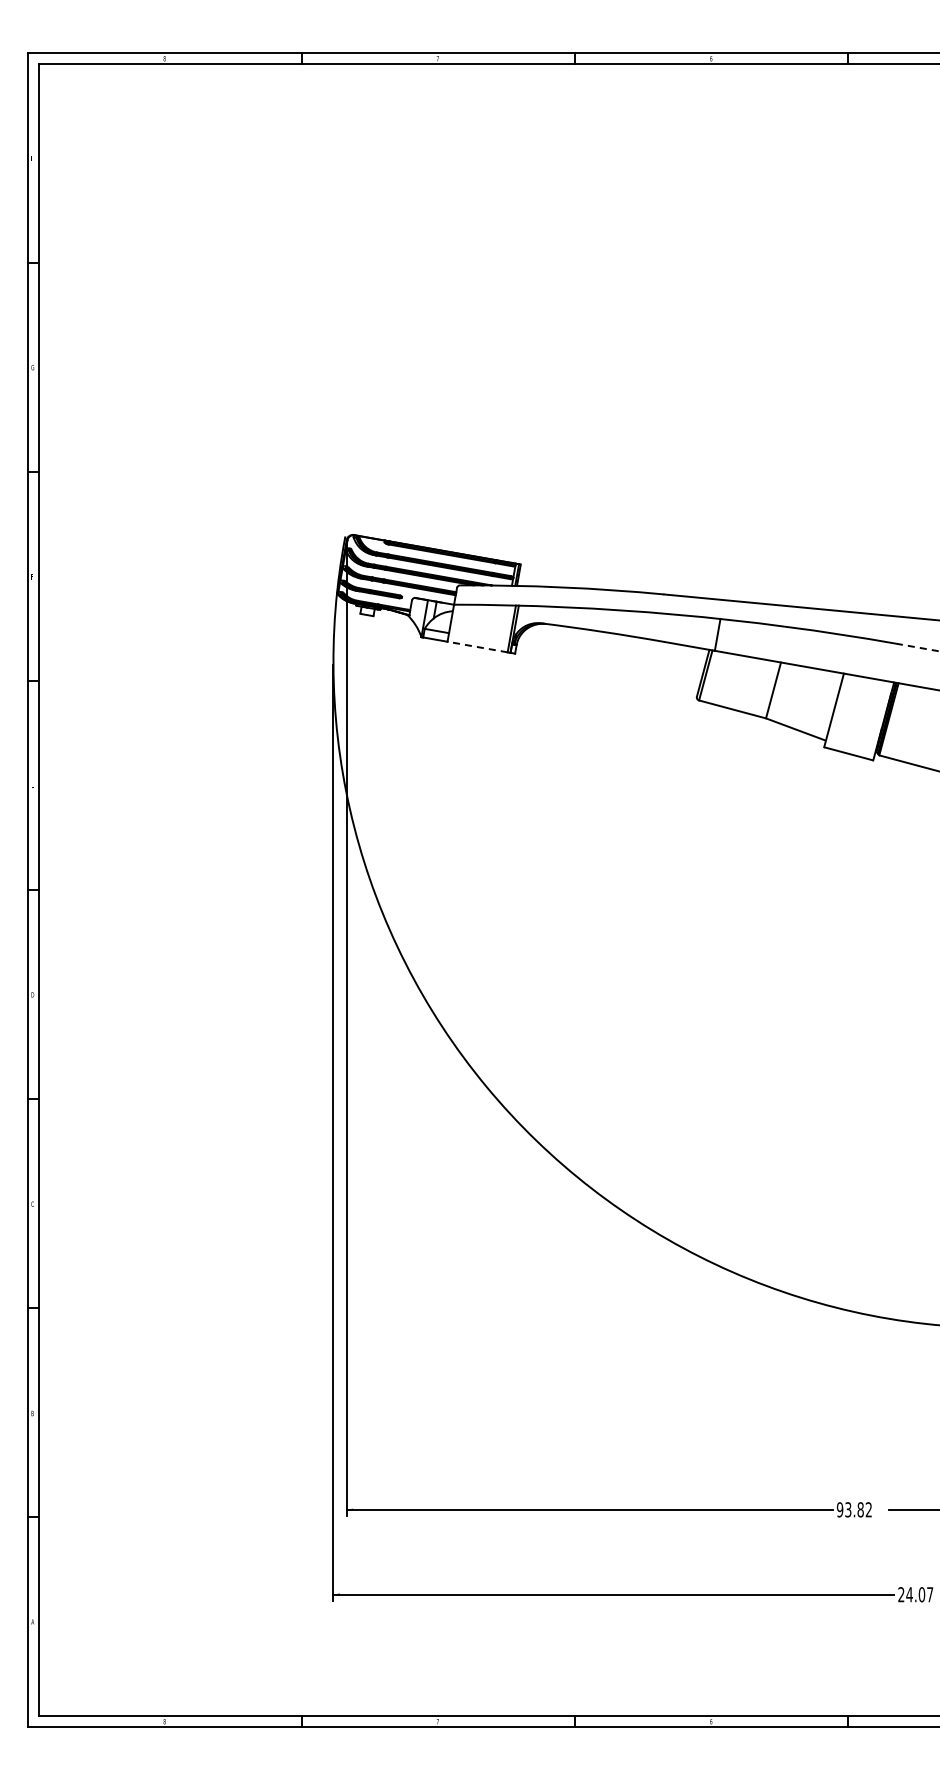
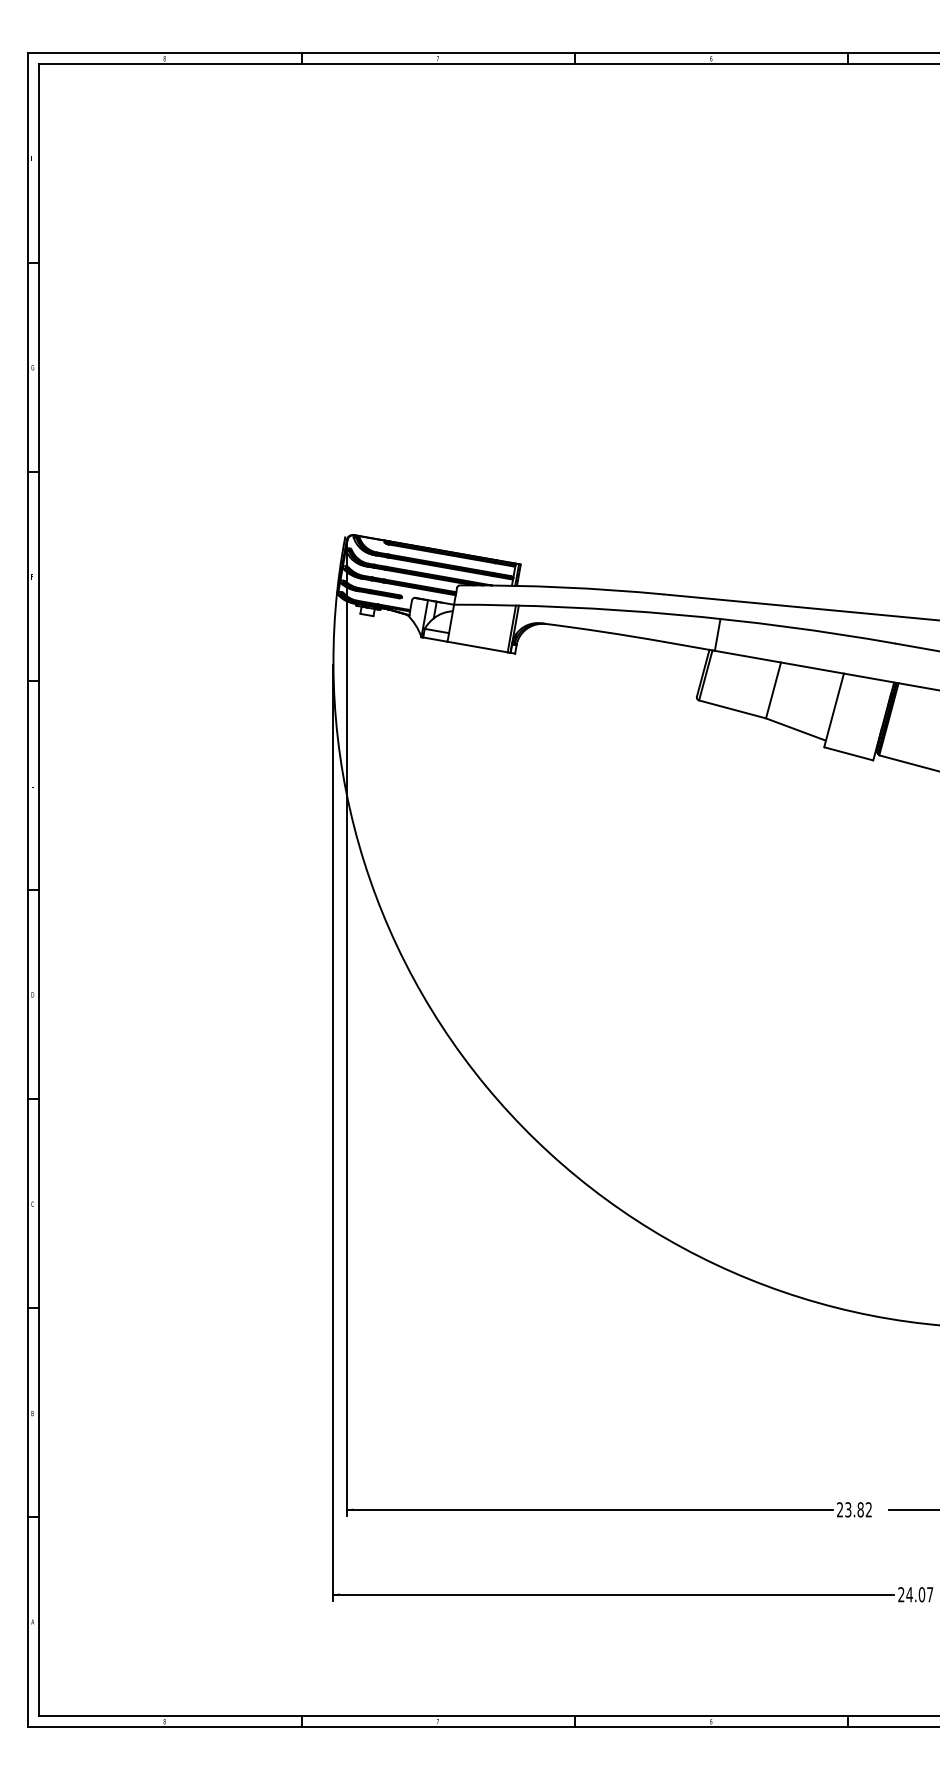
line: dashed -> solid (477, 647)
line: dashed -> solid (918, 647)
text: 93.82 -> 23.82 (839, 1509)
